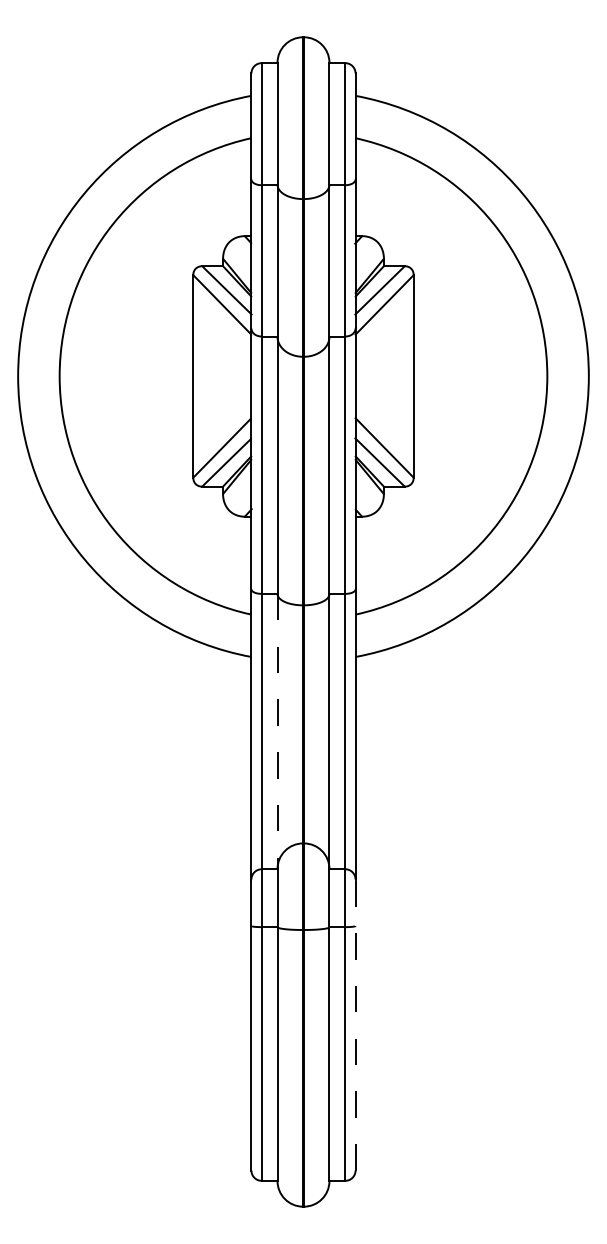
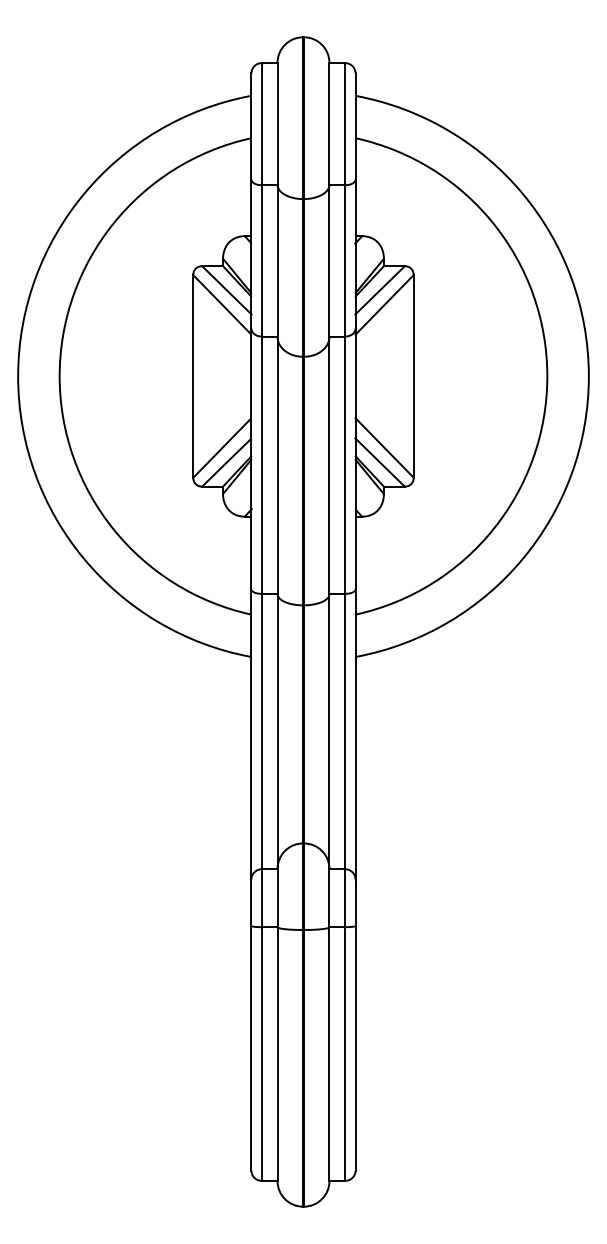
line: dashed -> solid (277, 732)
line: dashed -> solid (355, 1025)
